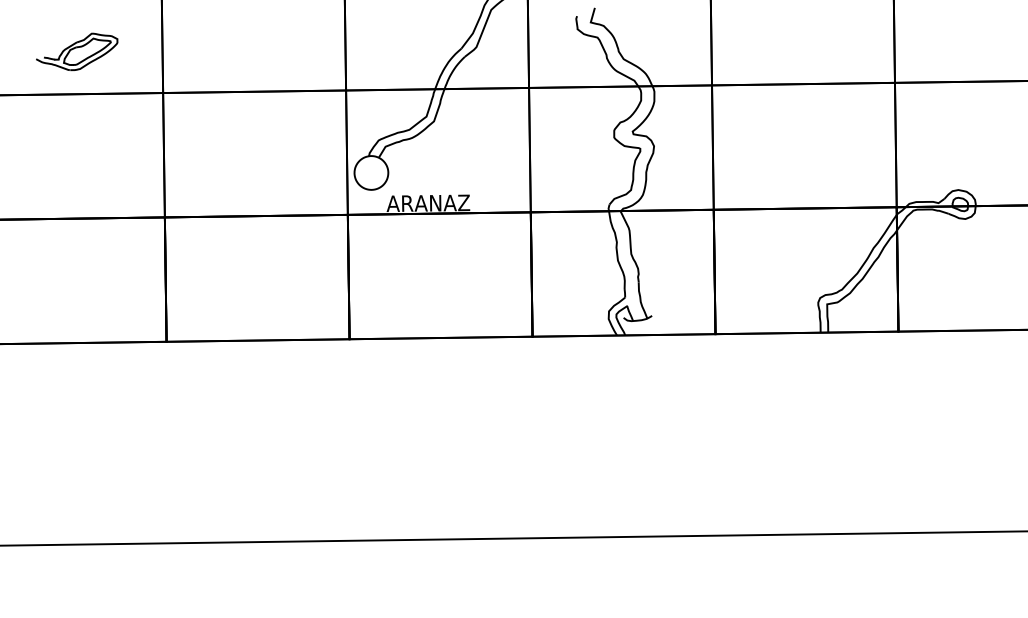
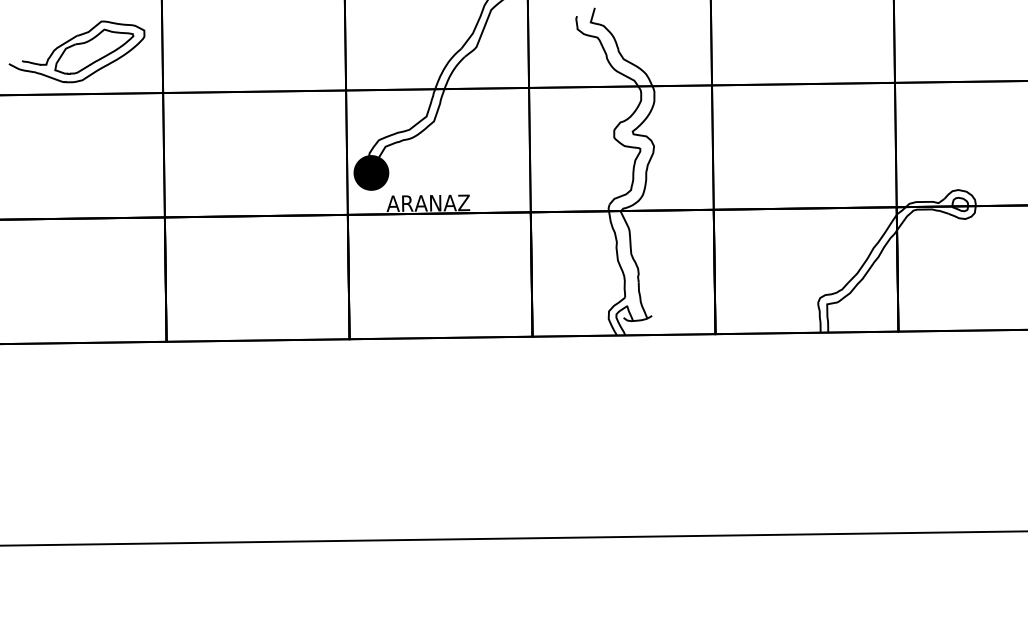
part size: 83x40 px -> 138x64 px (76, 51)
fill: none -> present (370, 172)
fill: none -> present (371, 172)
